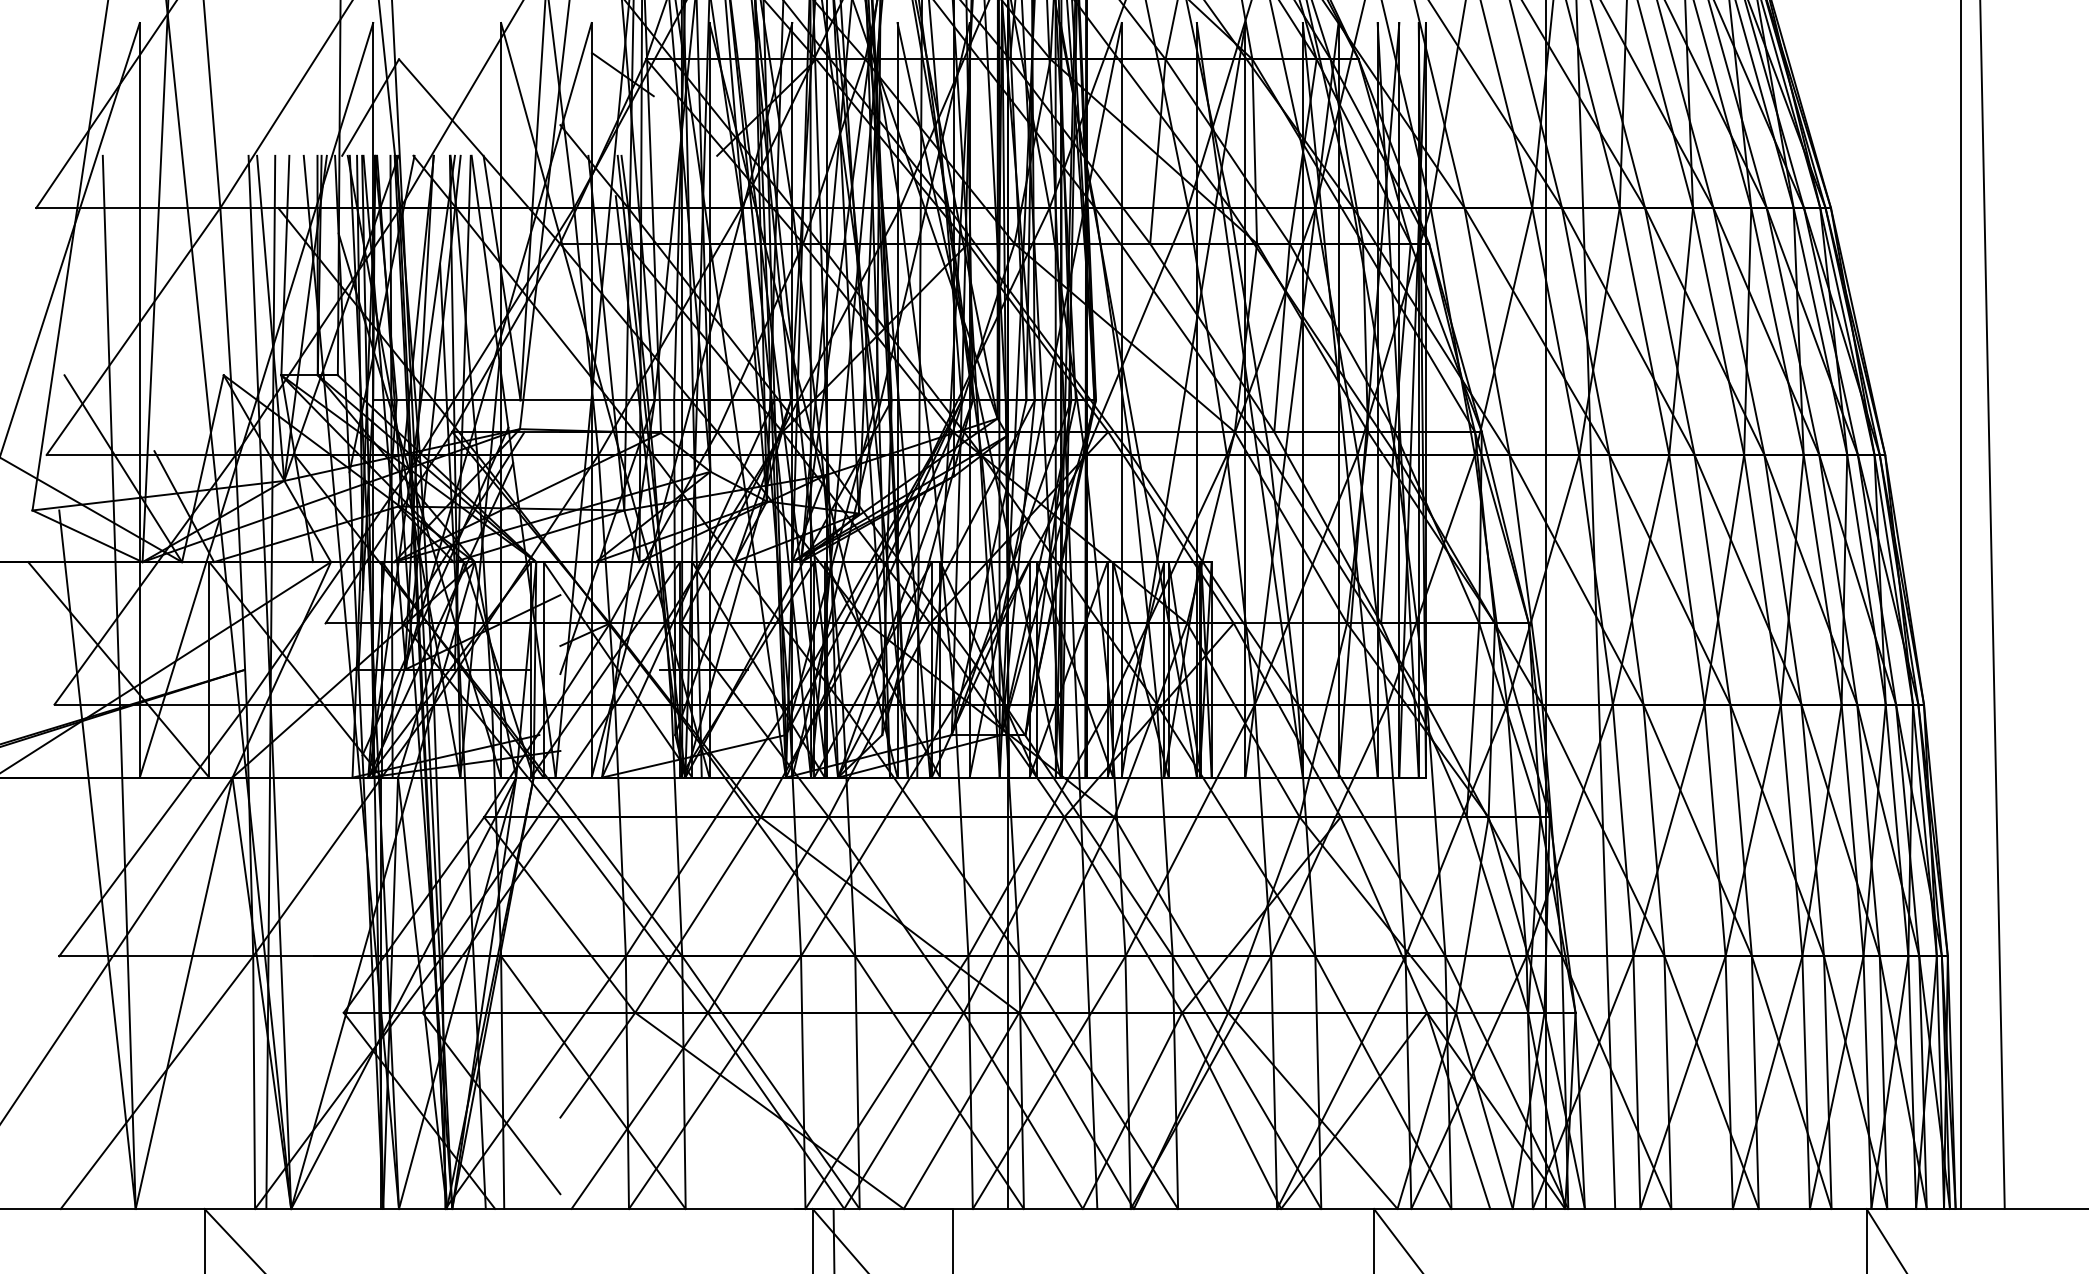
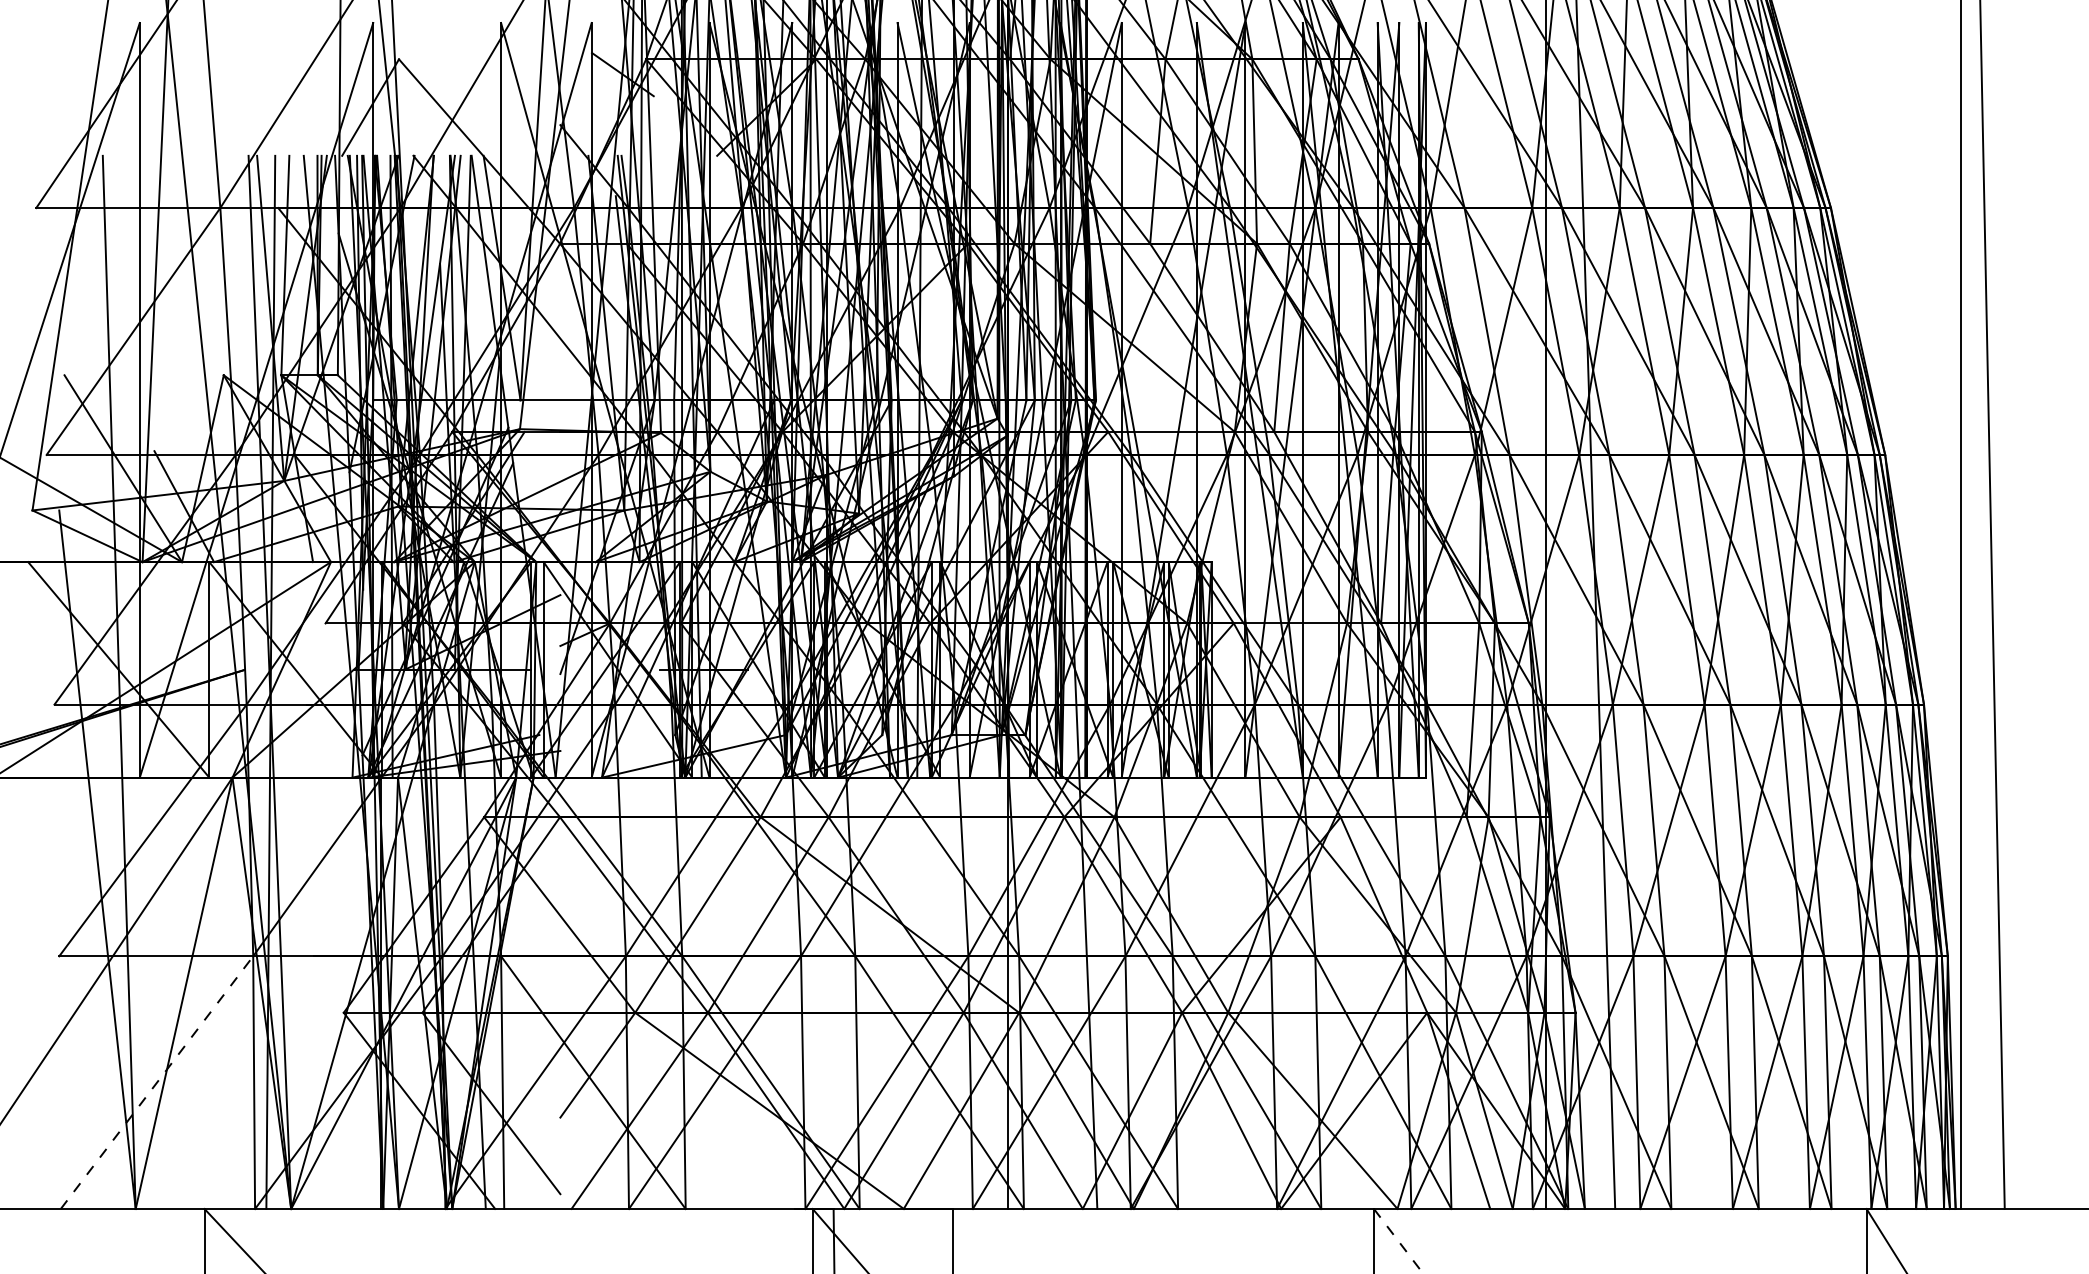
line: solid -> dashed (157, 1082)
line: solid -> dashed (1398, 1241)
